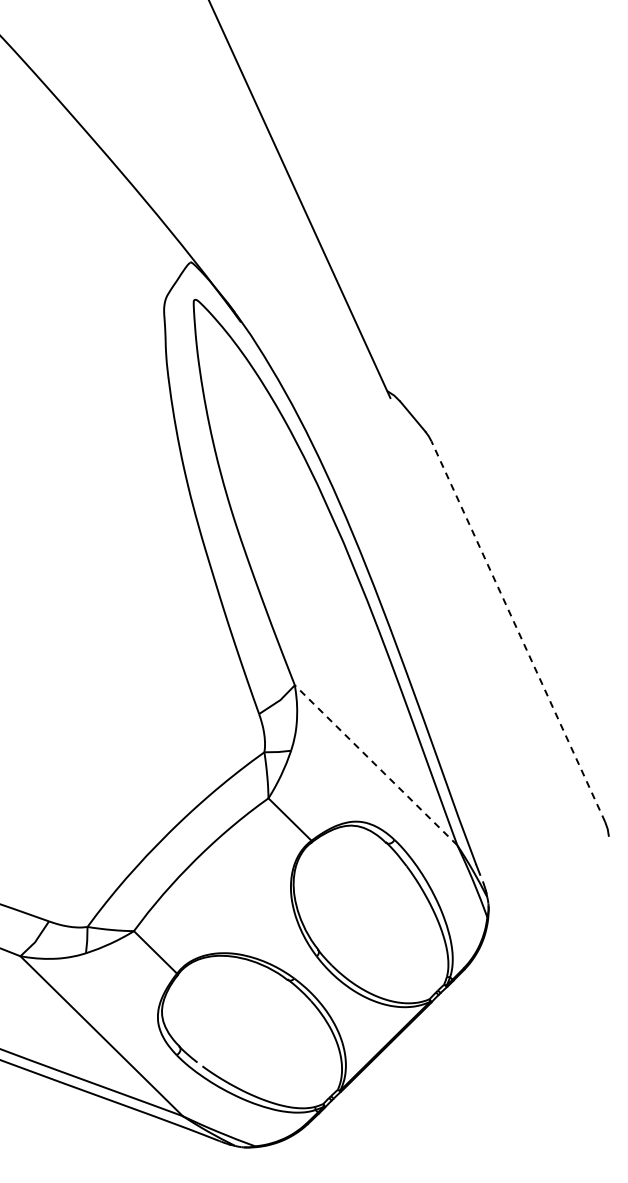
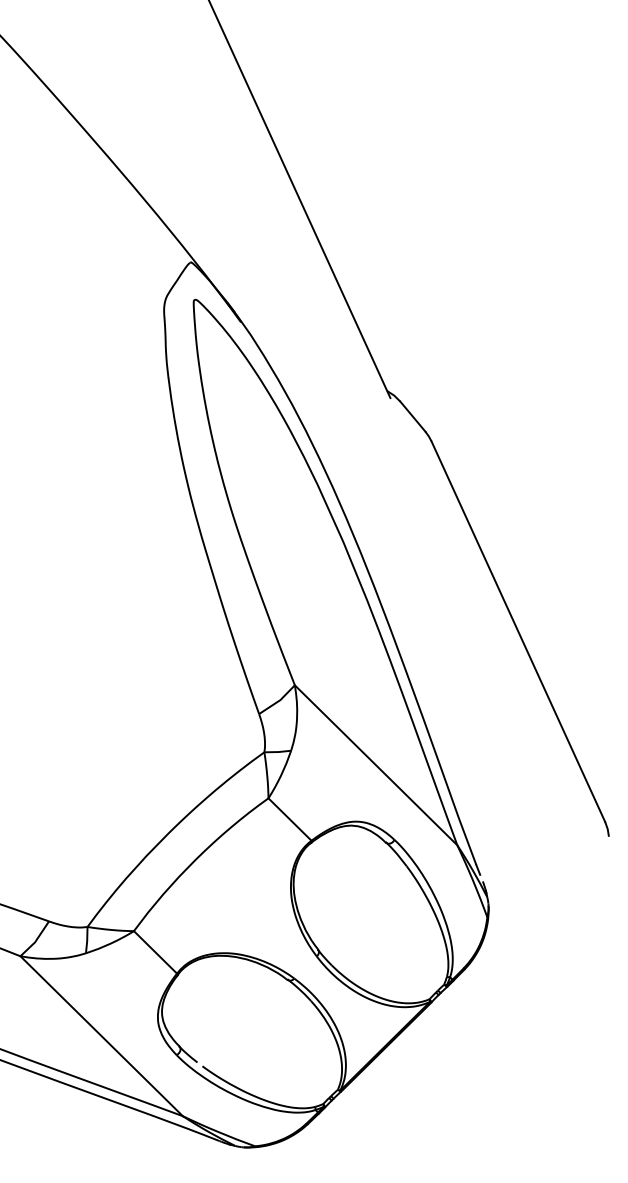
line: dashed -> solid (518, 631)
line: dashed -> solid (376, 765)
